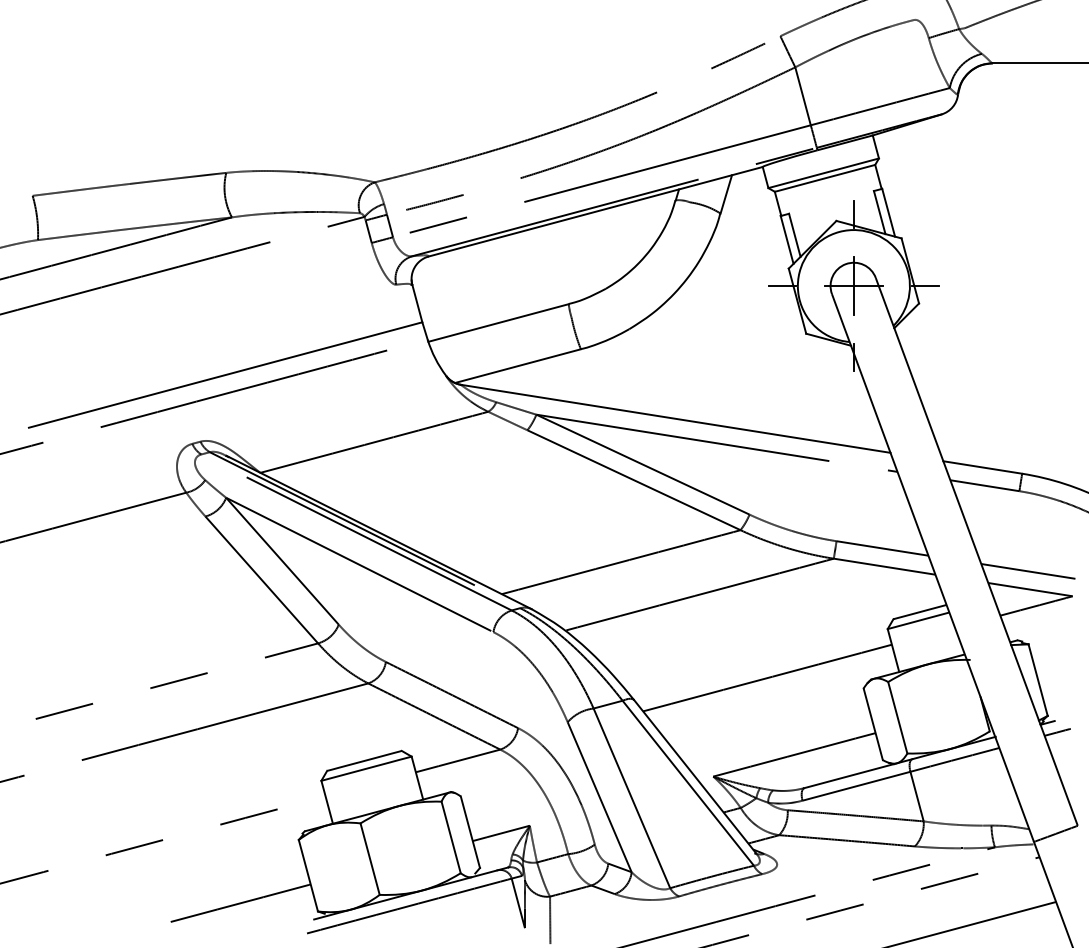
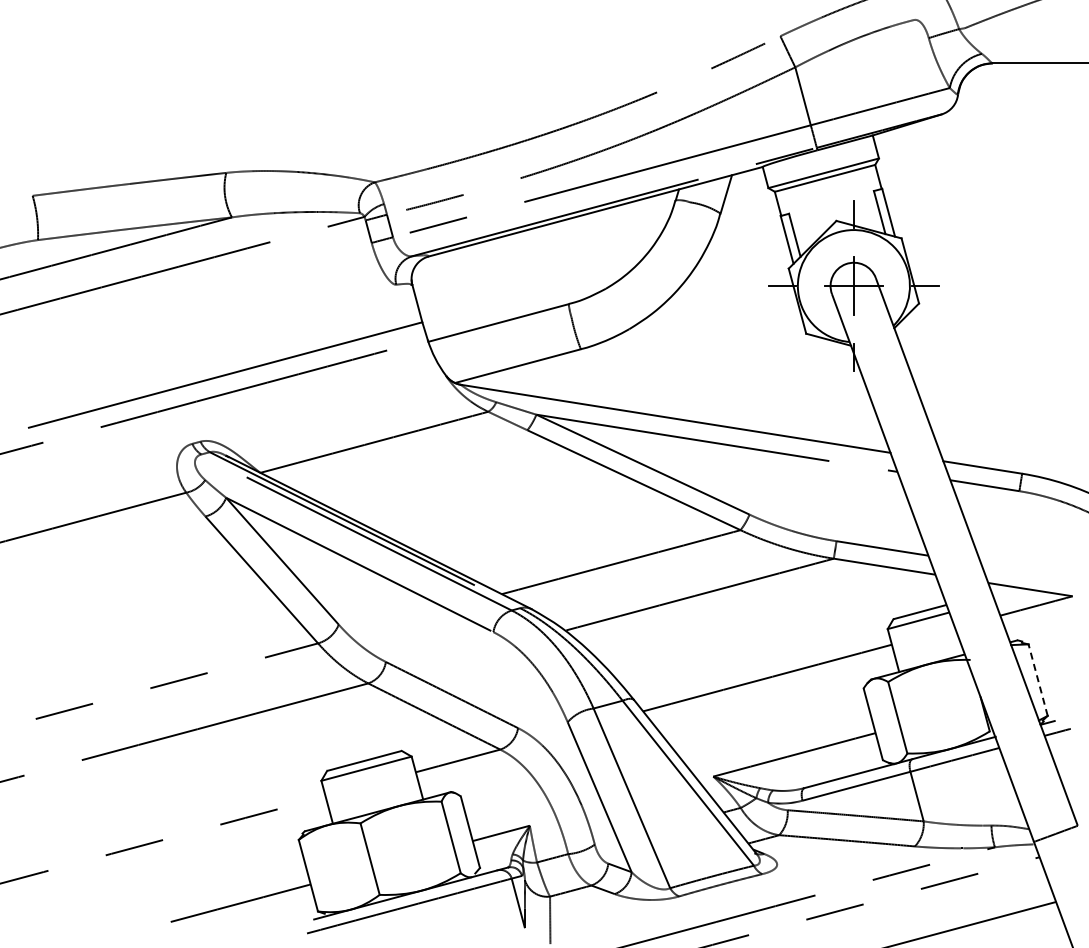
line: present -> none (1028, 571)
line: solid -> dashed (1038, 679)
